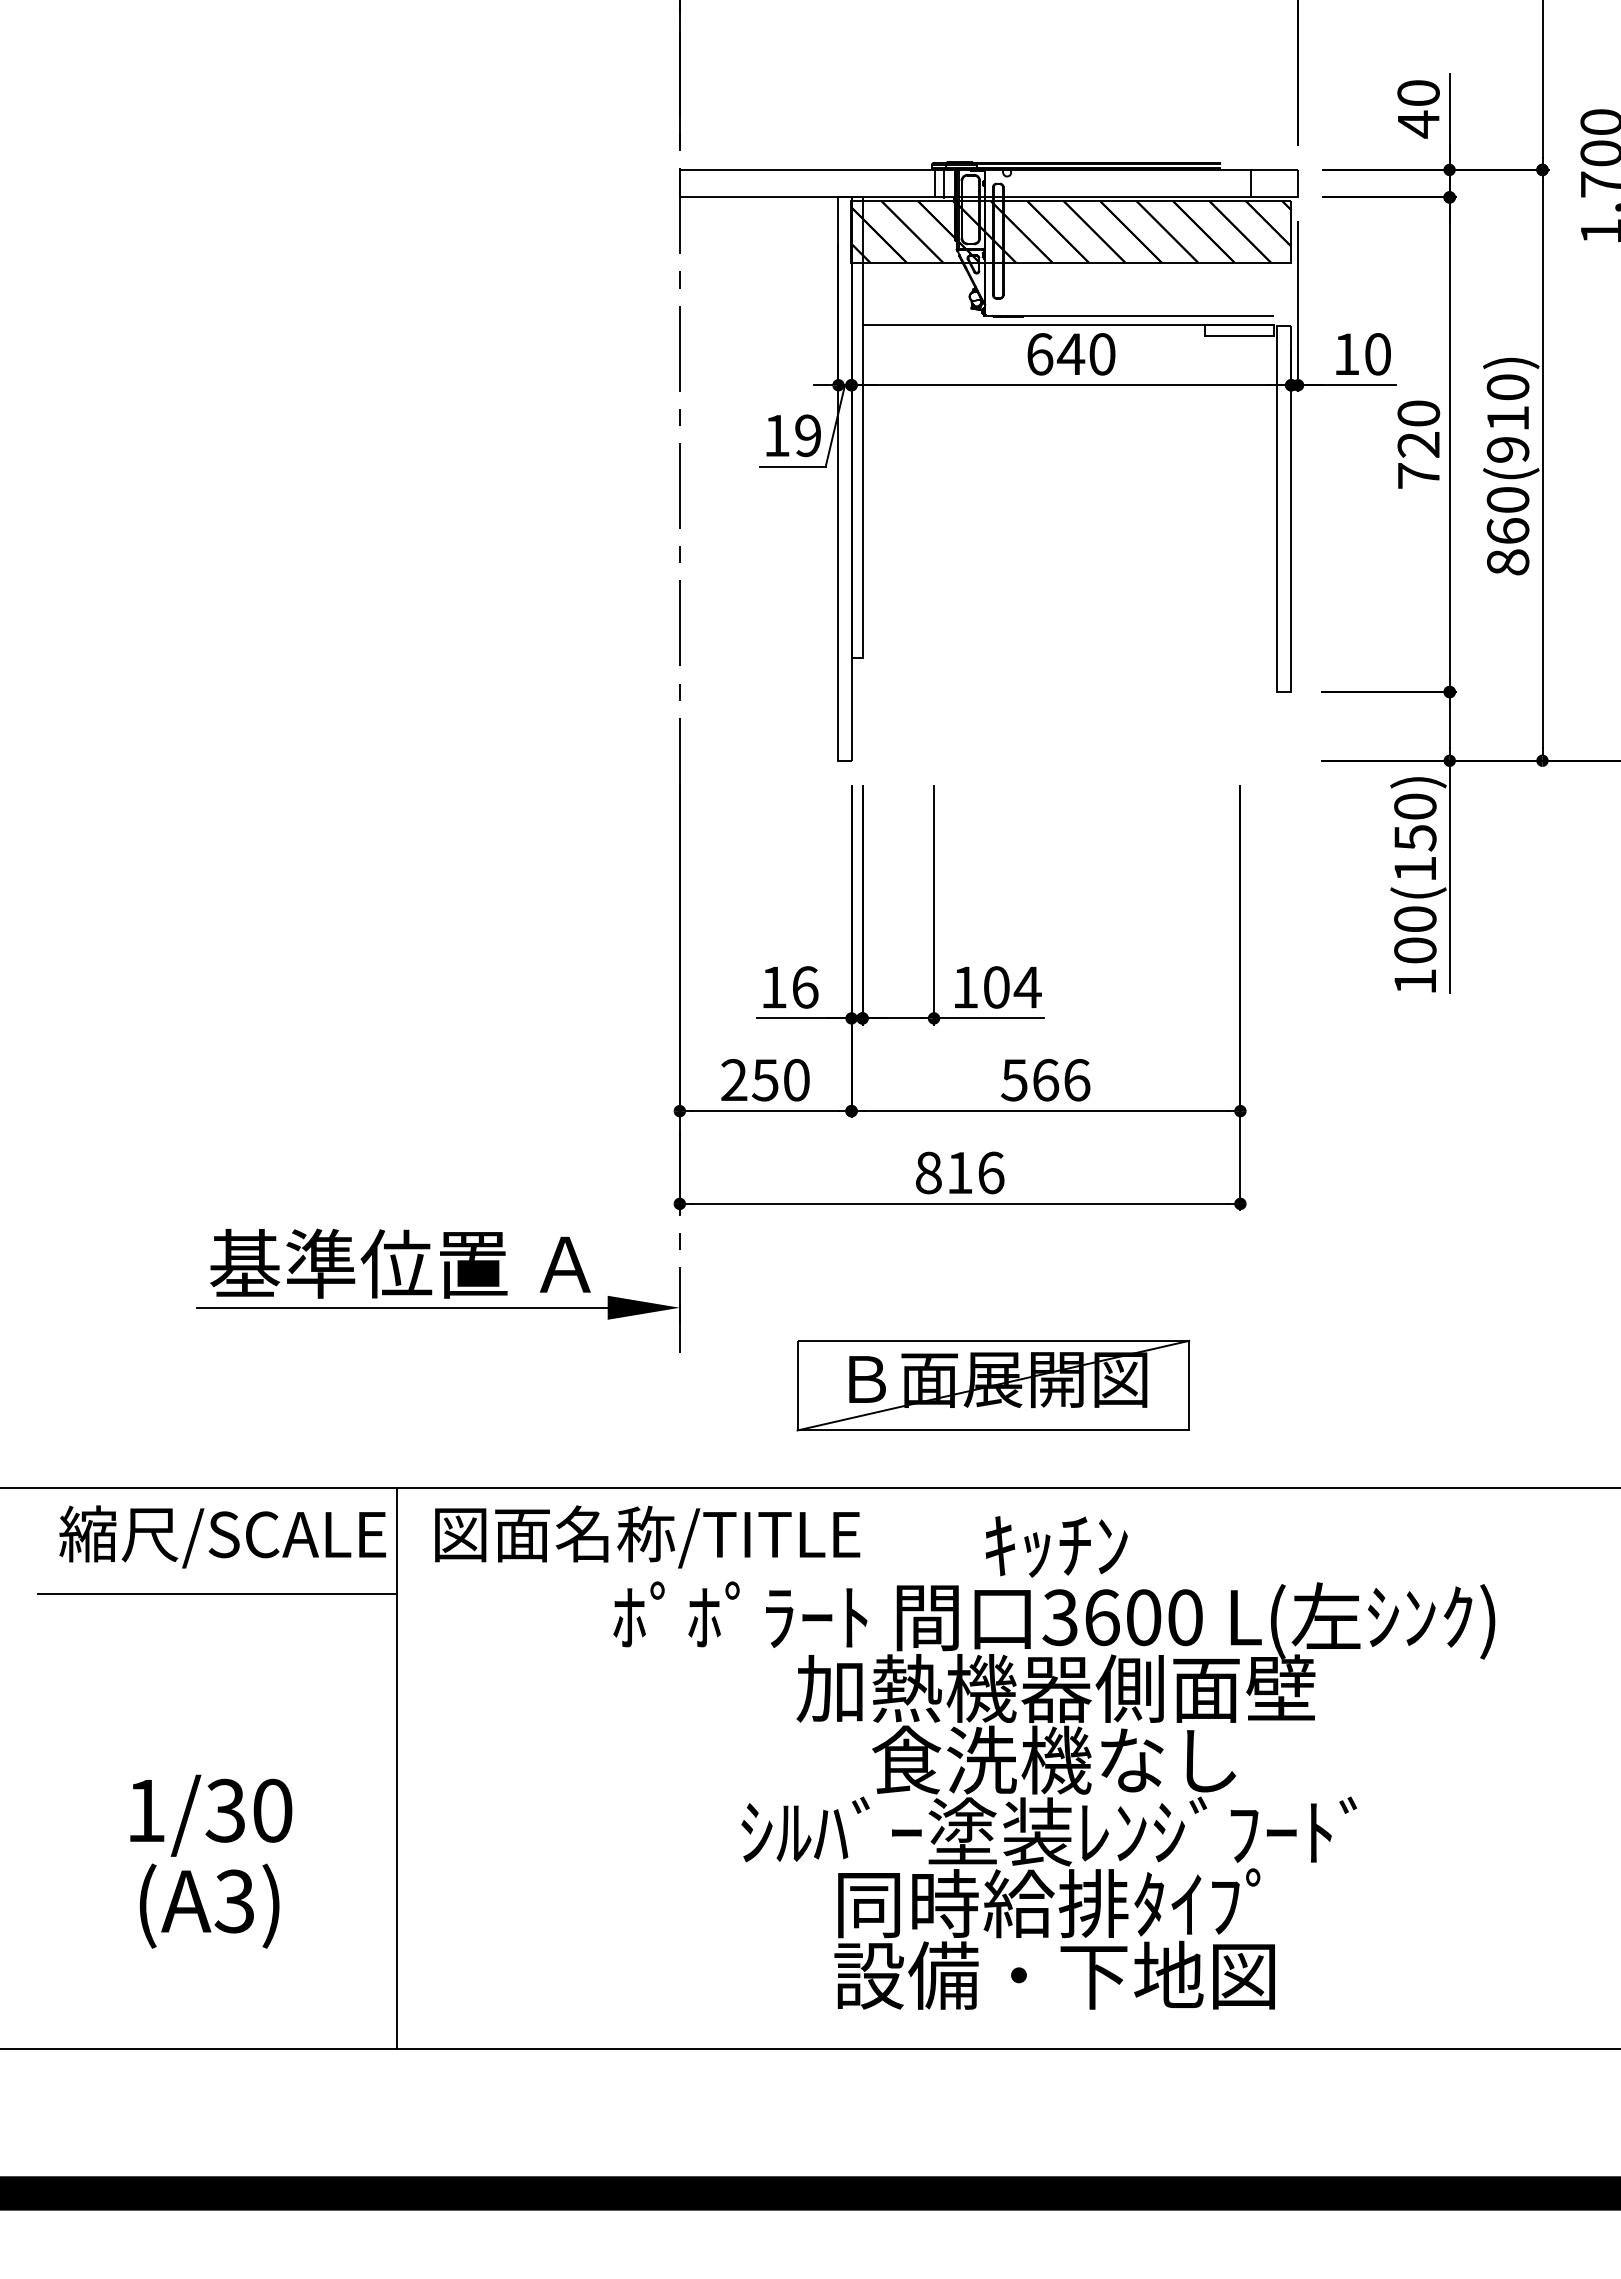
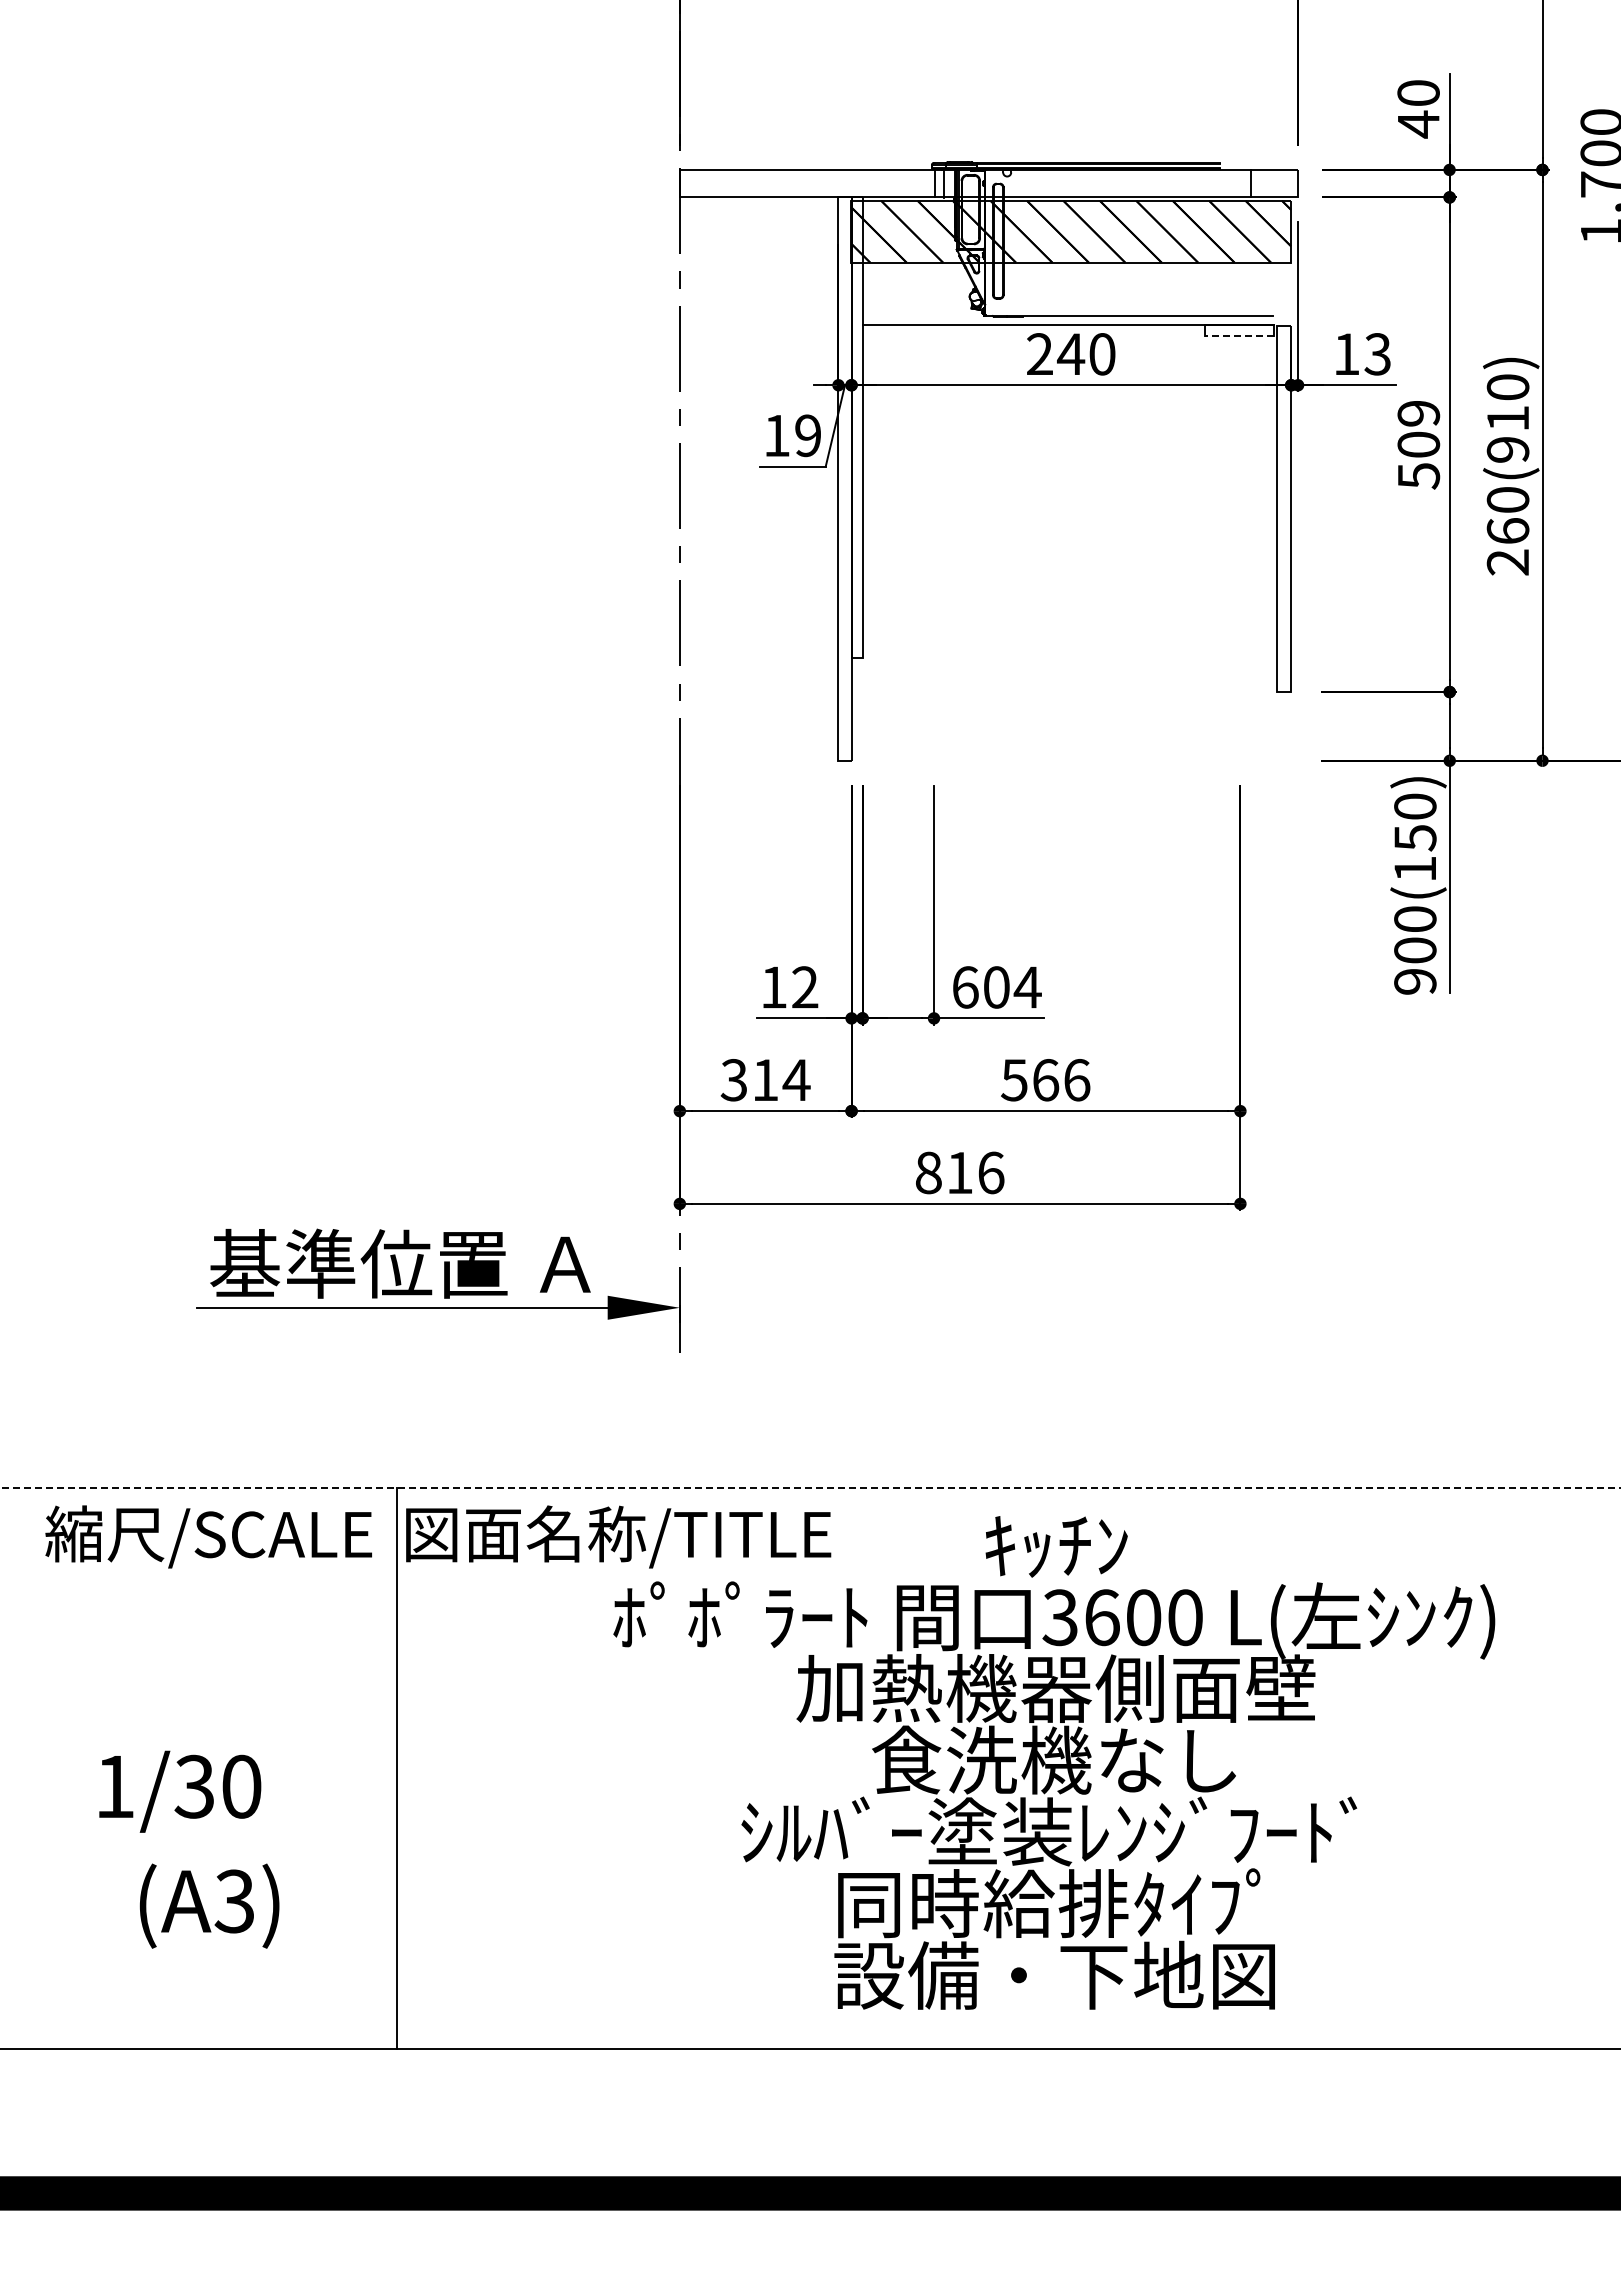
line: solid -> dashed (1239, 336)
text: 640 -> 240 (1040, 354)
text: 10 -> 13 (1377, 354)
text: 720 -> 509 (1418, 444)
text: 860(910) -> 260(910) (1507, 562)
text: 100(150) -> 900(150) (1415, 981)
text: 16 -> 12 (805, 987)
text: 104 -> 604 (965, 987)
text: 250 -> 314 (765, 1080)
part: present -> none (993, 1385)
line: solid -> dashed (810, 1487)
text position: (222, 1536) -> (208, 1536) (208, 1536)
text position: (647, 1536) -> (618, 1536) (618, 1536)
line: present -> none (217, 1593)
text position: (211, 1815) -> (180, 1791) (180, 1791)
